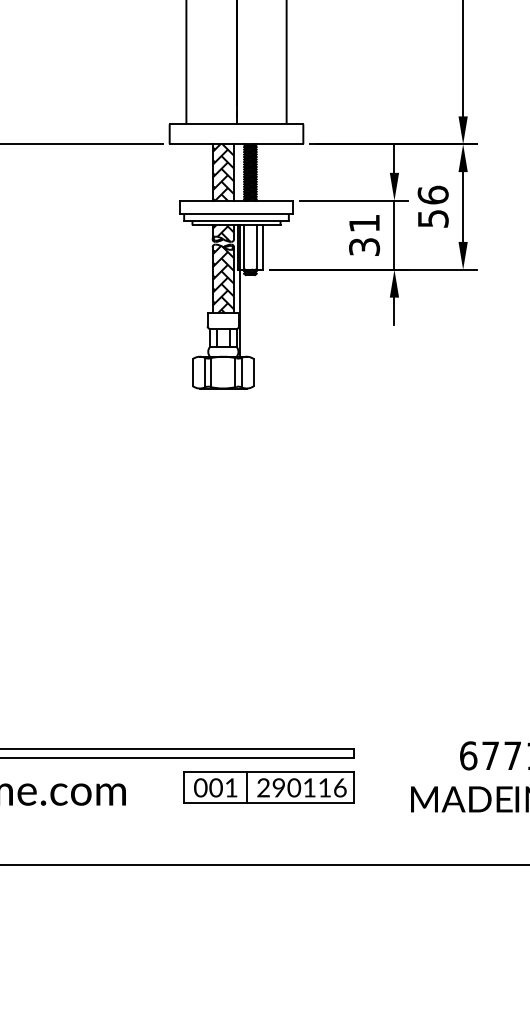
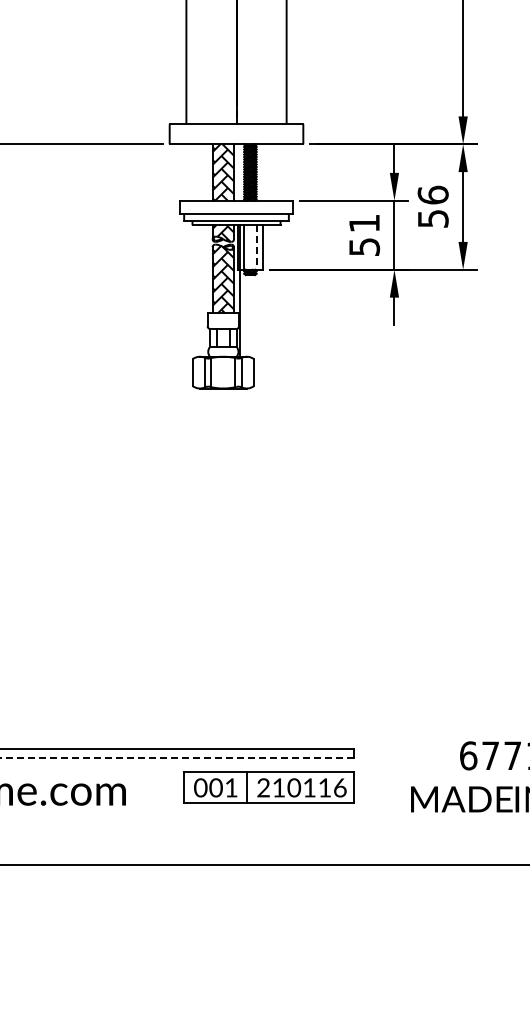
text: 31 -> 51 (364, 246)
line: solid -> dashed (256, 248)
line: solid -> dashed (177, 758)
text: 290116 -> 210116 (278, 787)
